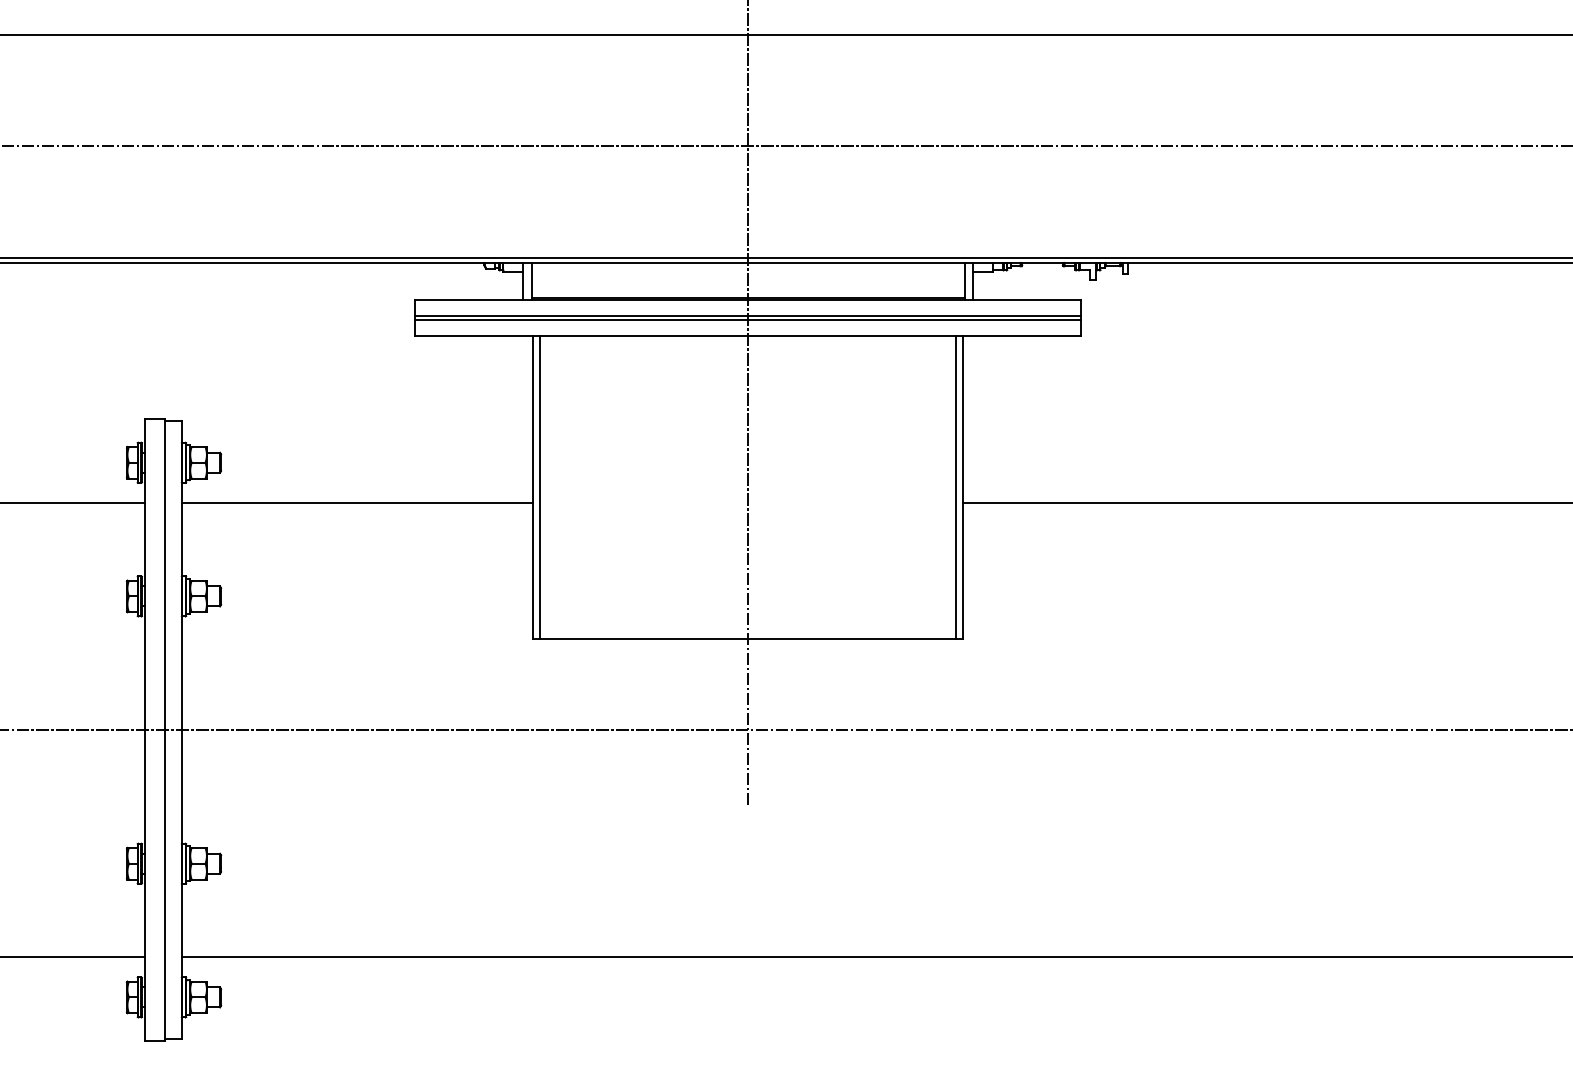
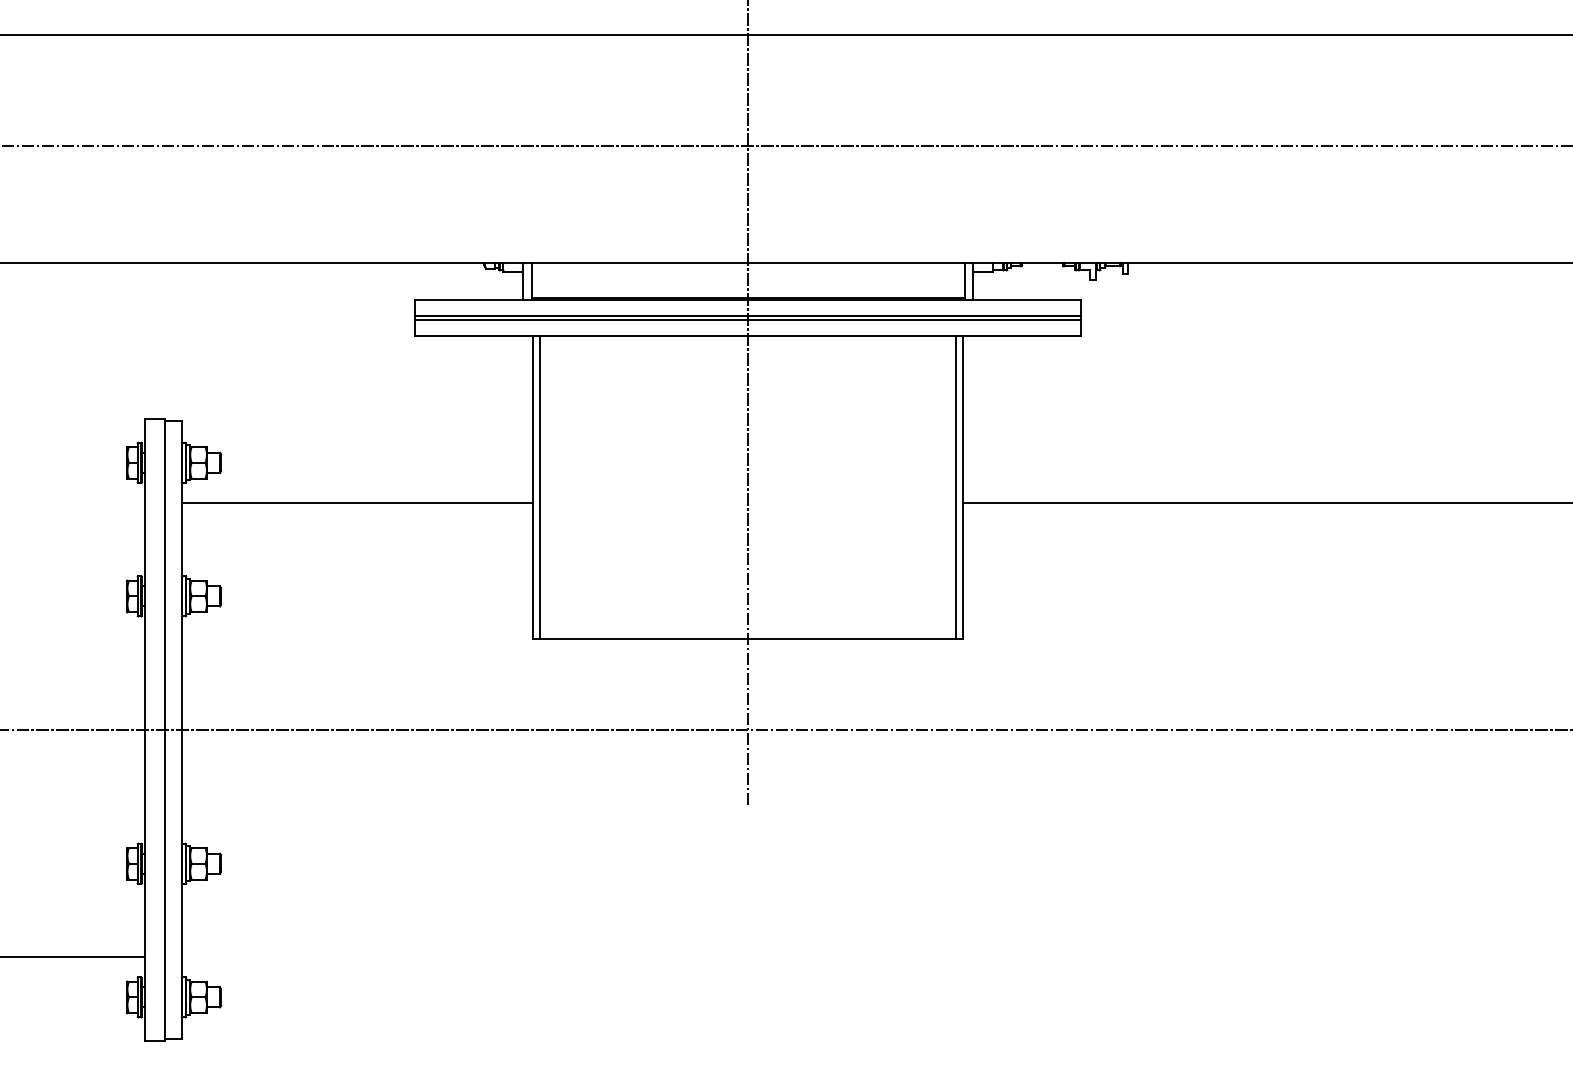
line: present -> none (785, 257)
line: present -> none (73, 502)
line: present -> none (875, 957)
